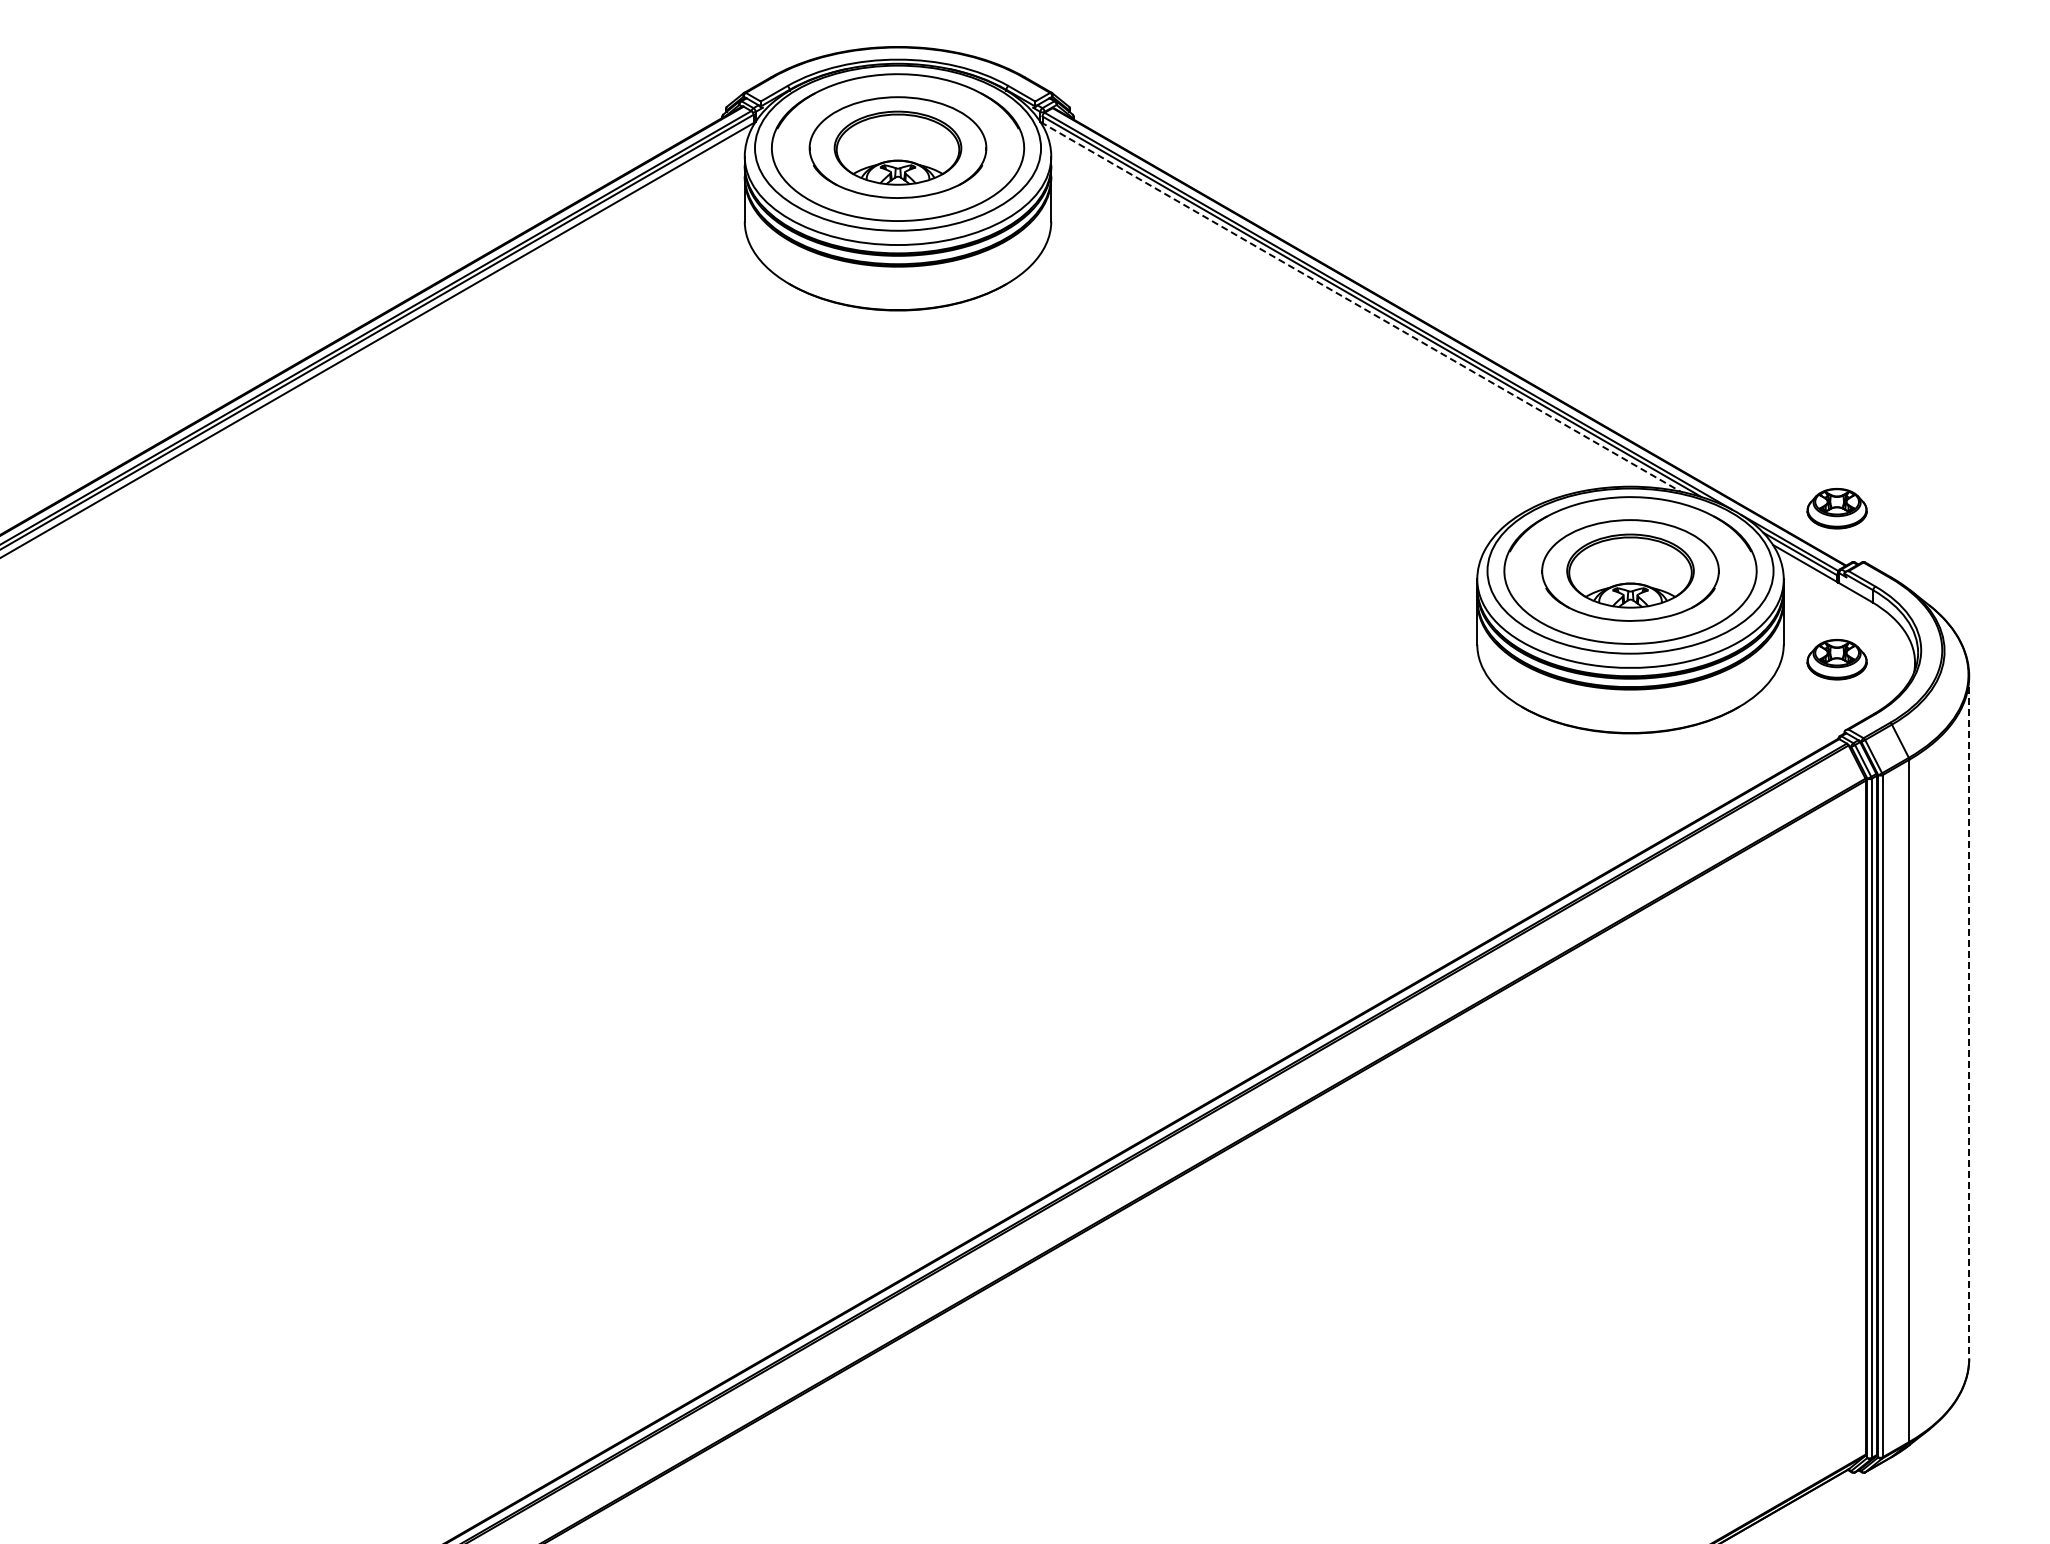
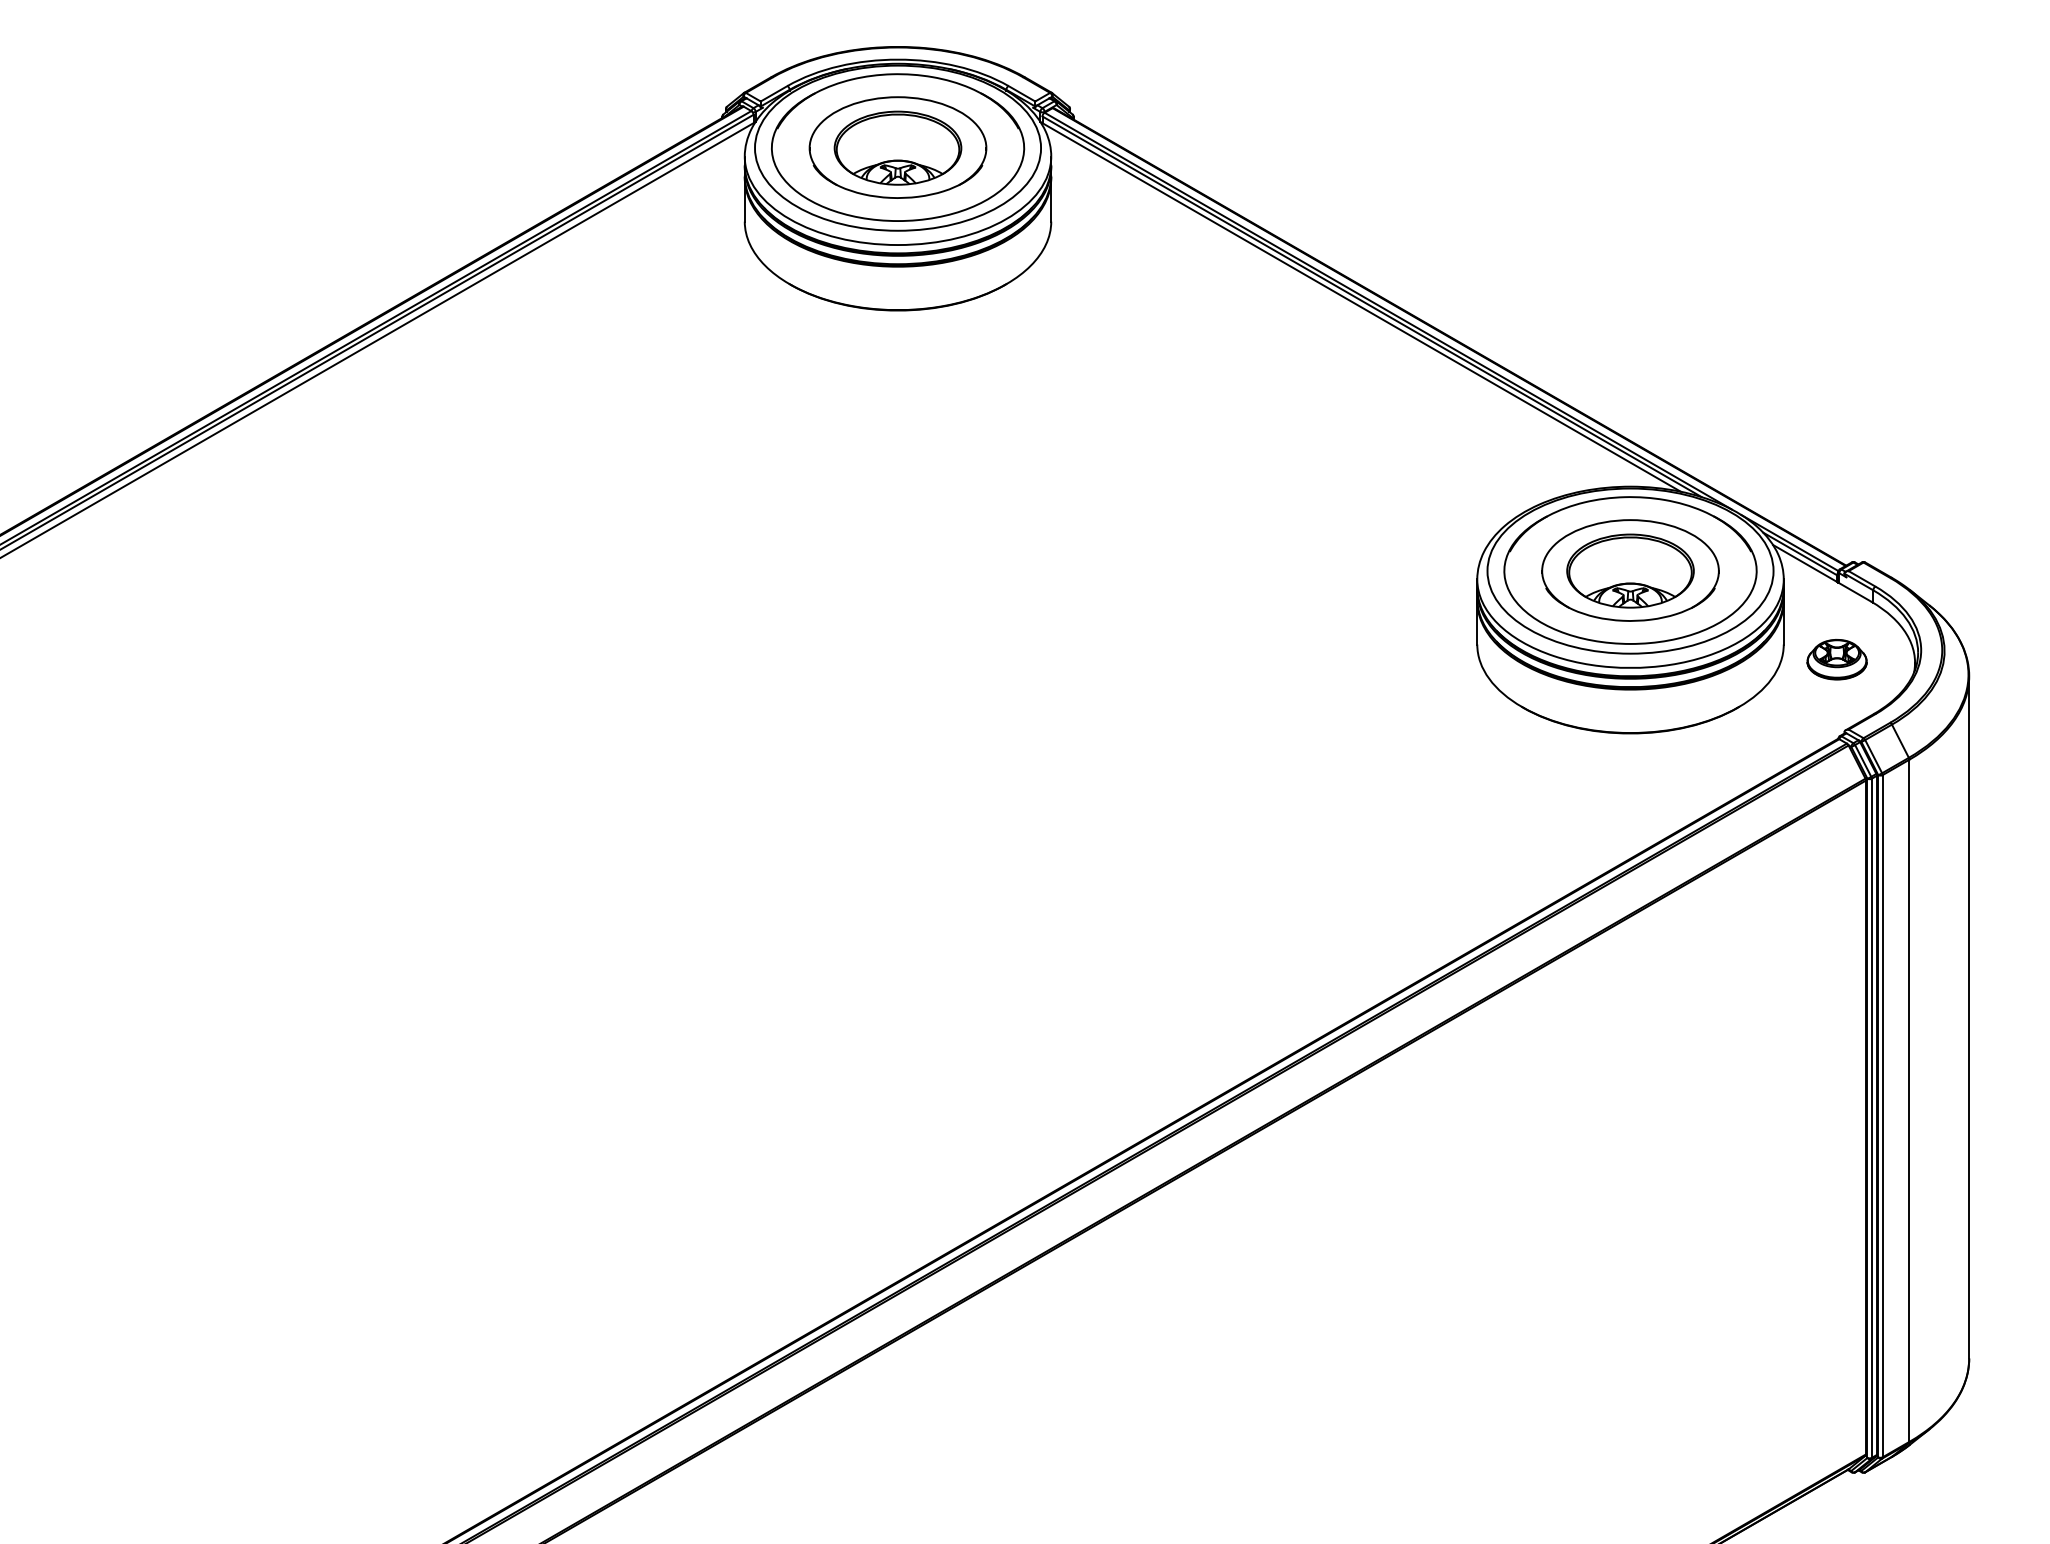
line: dashed -> solid (1360, 306)
part: present -> none (1836, 508)
line: dashed -> solid (1969, 1017)
